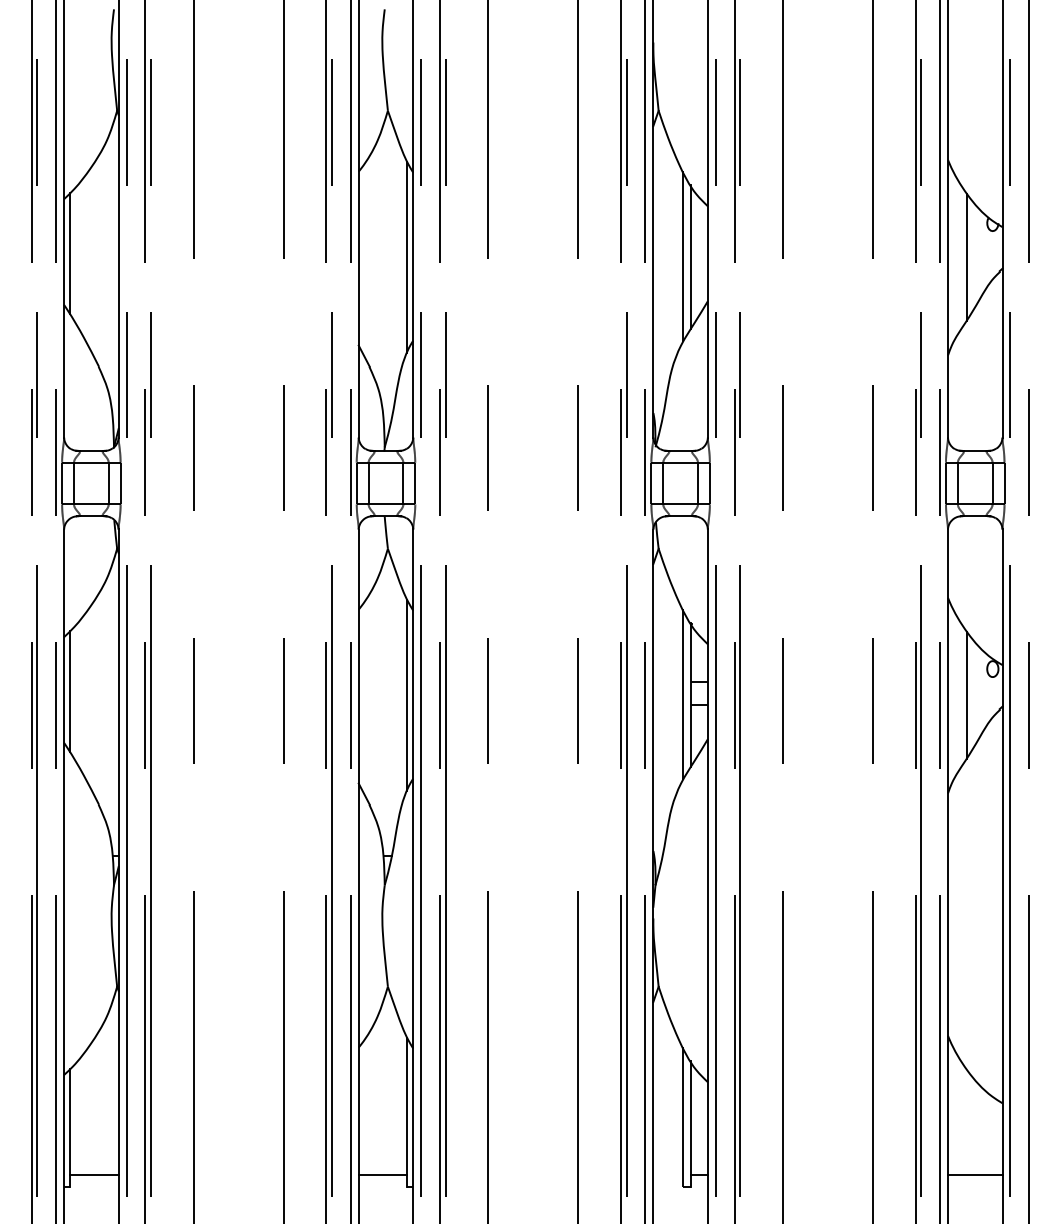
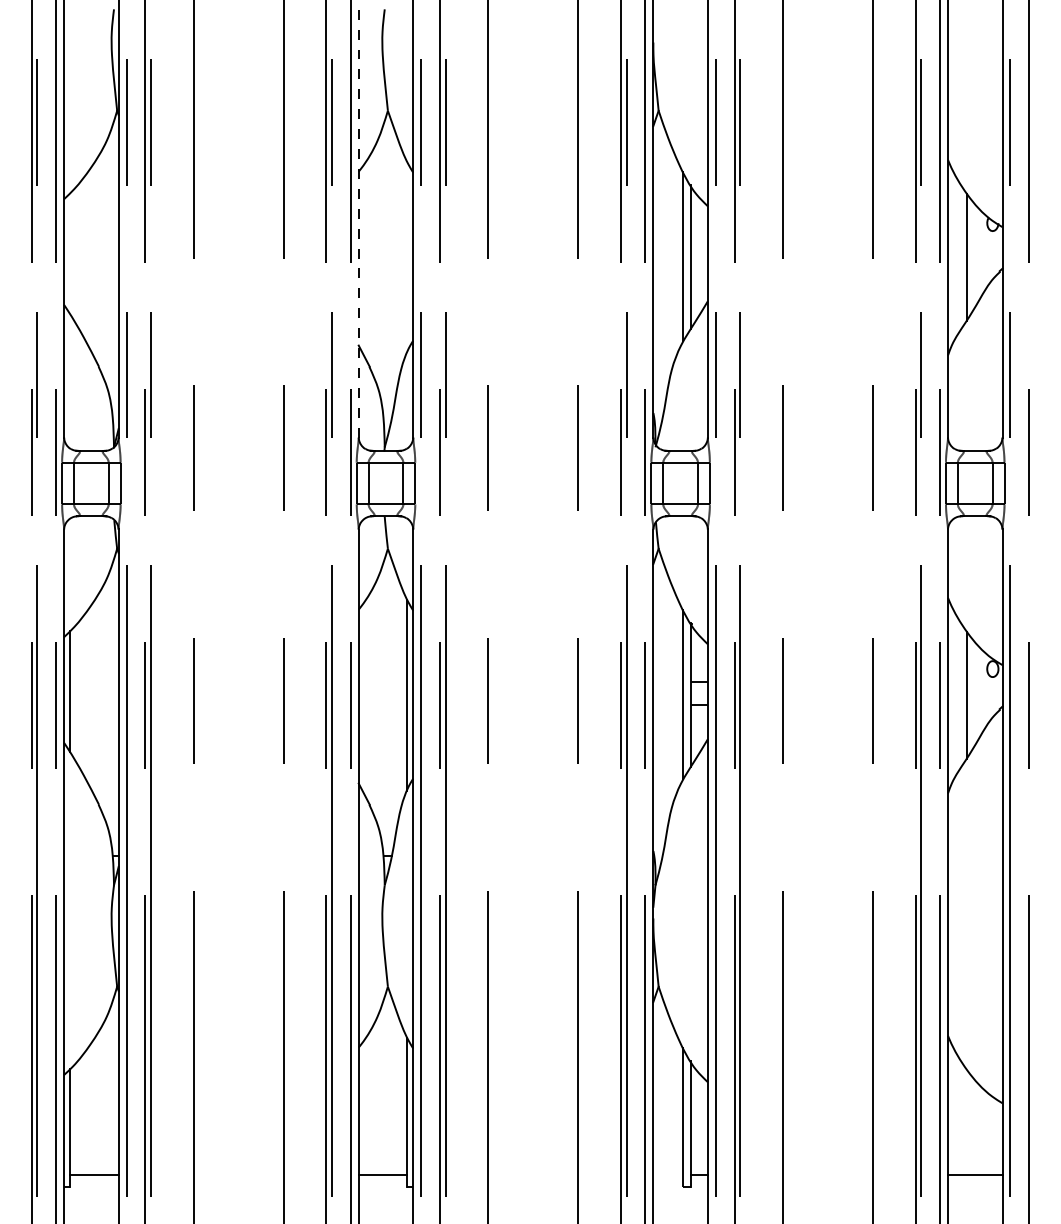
line: solid -> dashed (358, 219)
line: present -> none (70, 253)
line: present -> none (407, 257)
